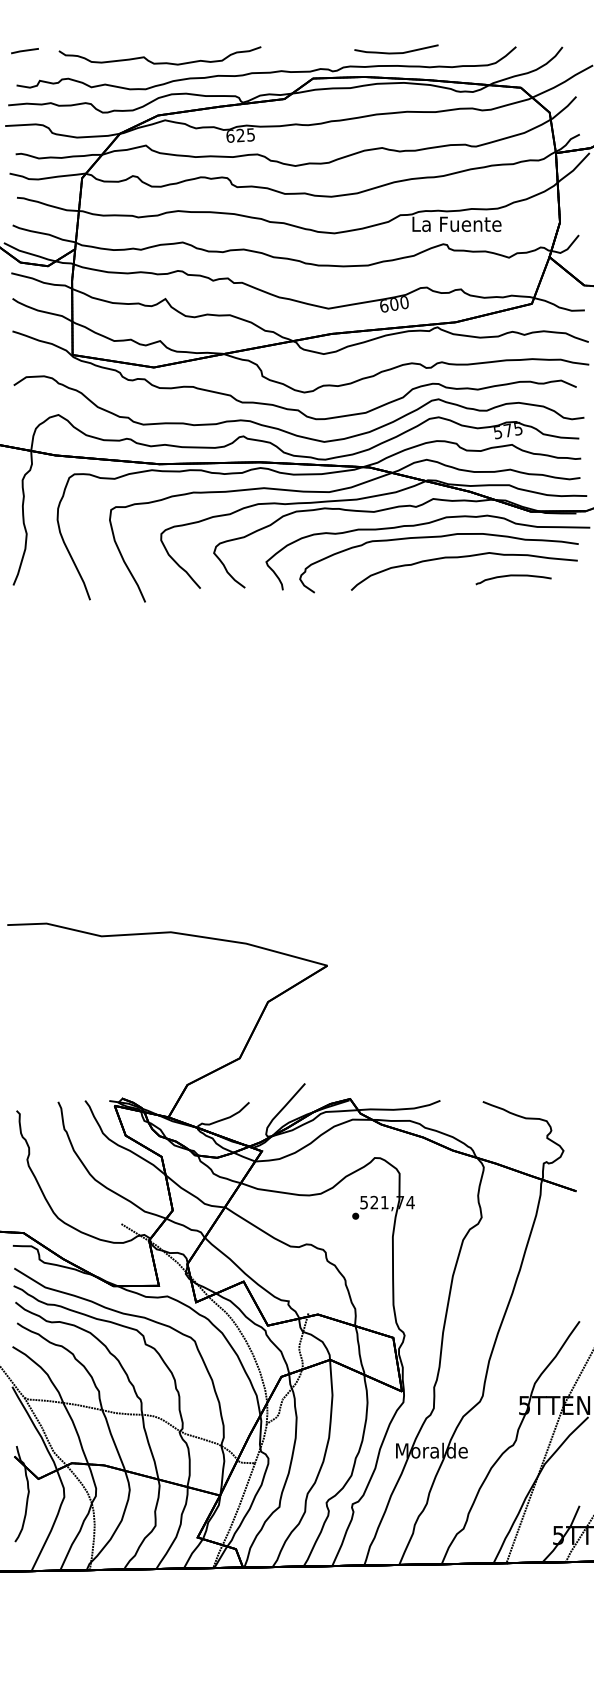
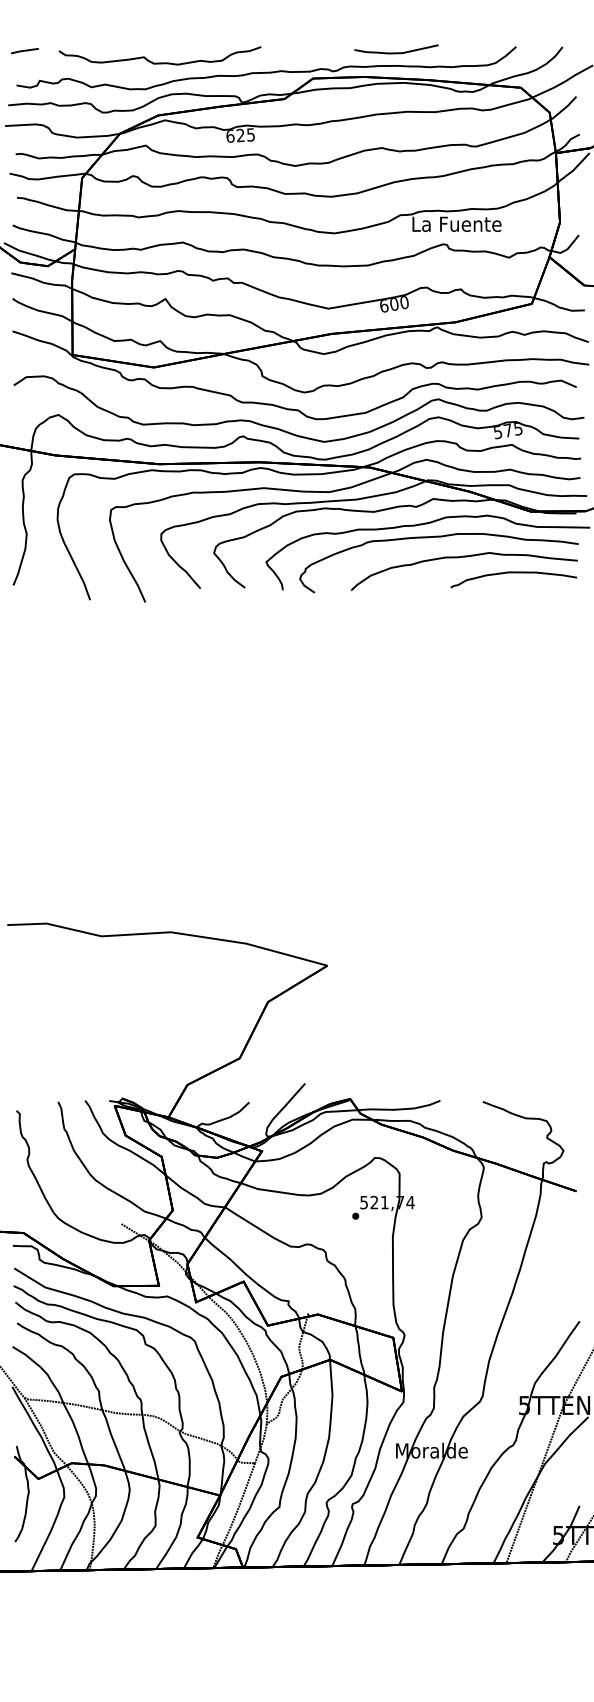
part size: 77x12 px -> 127x18 px (513, 579)
